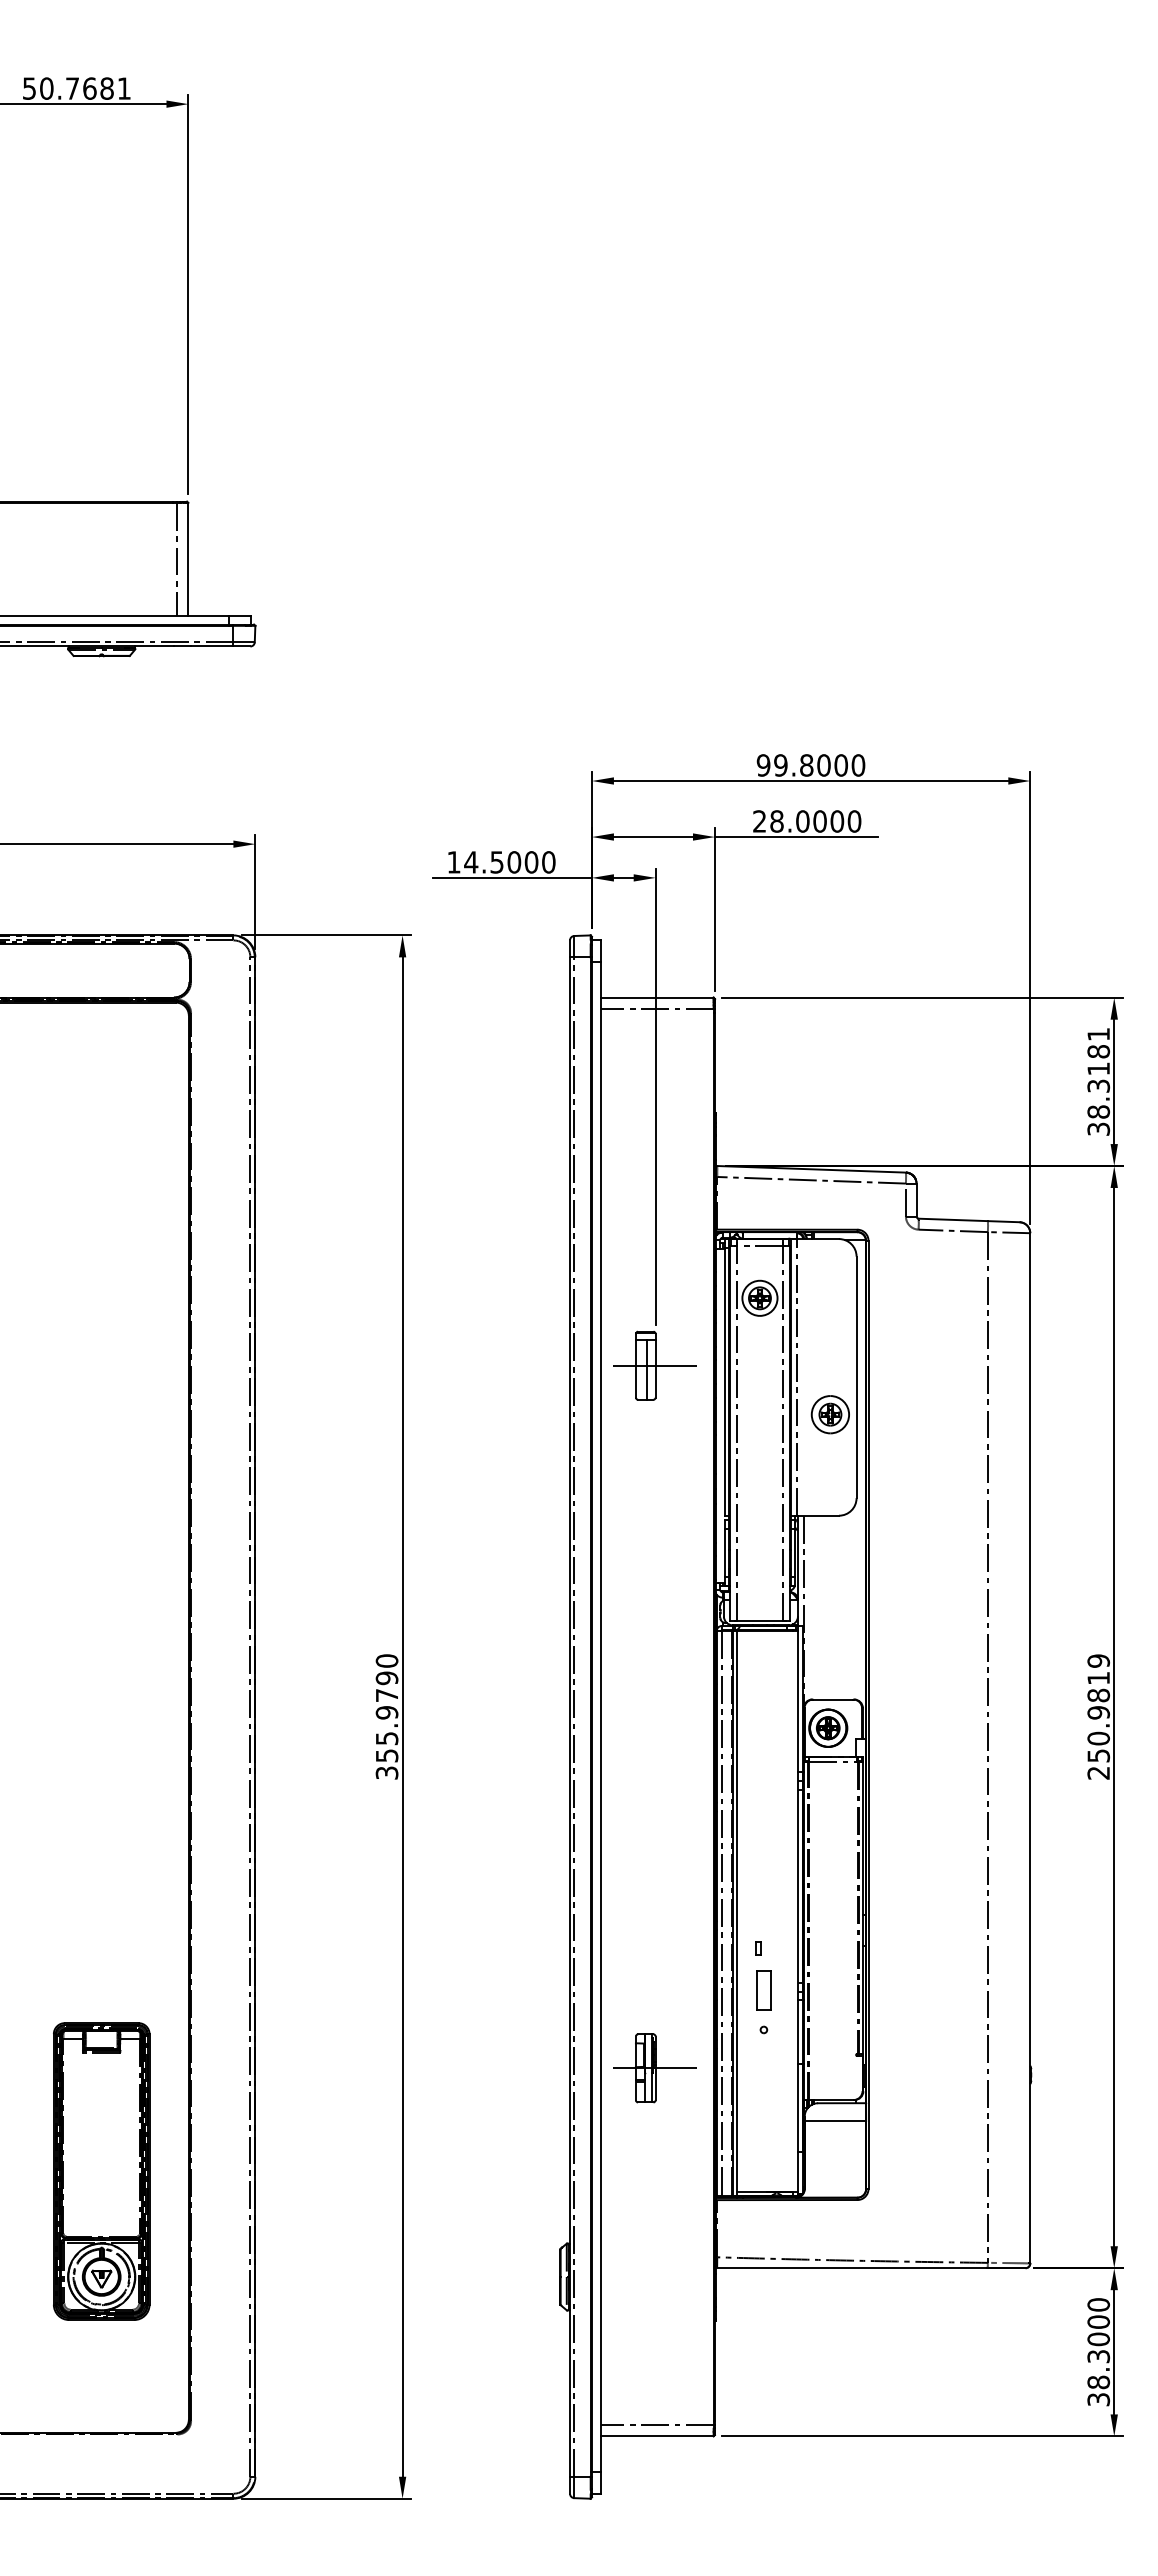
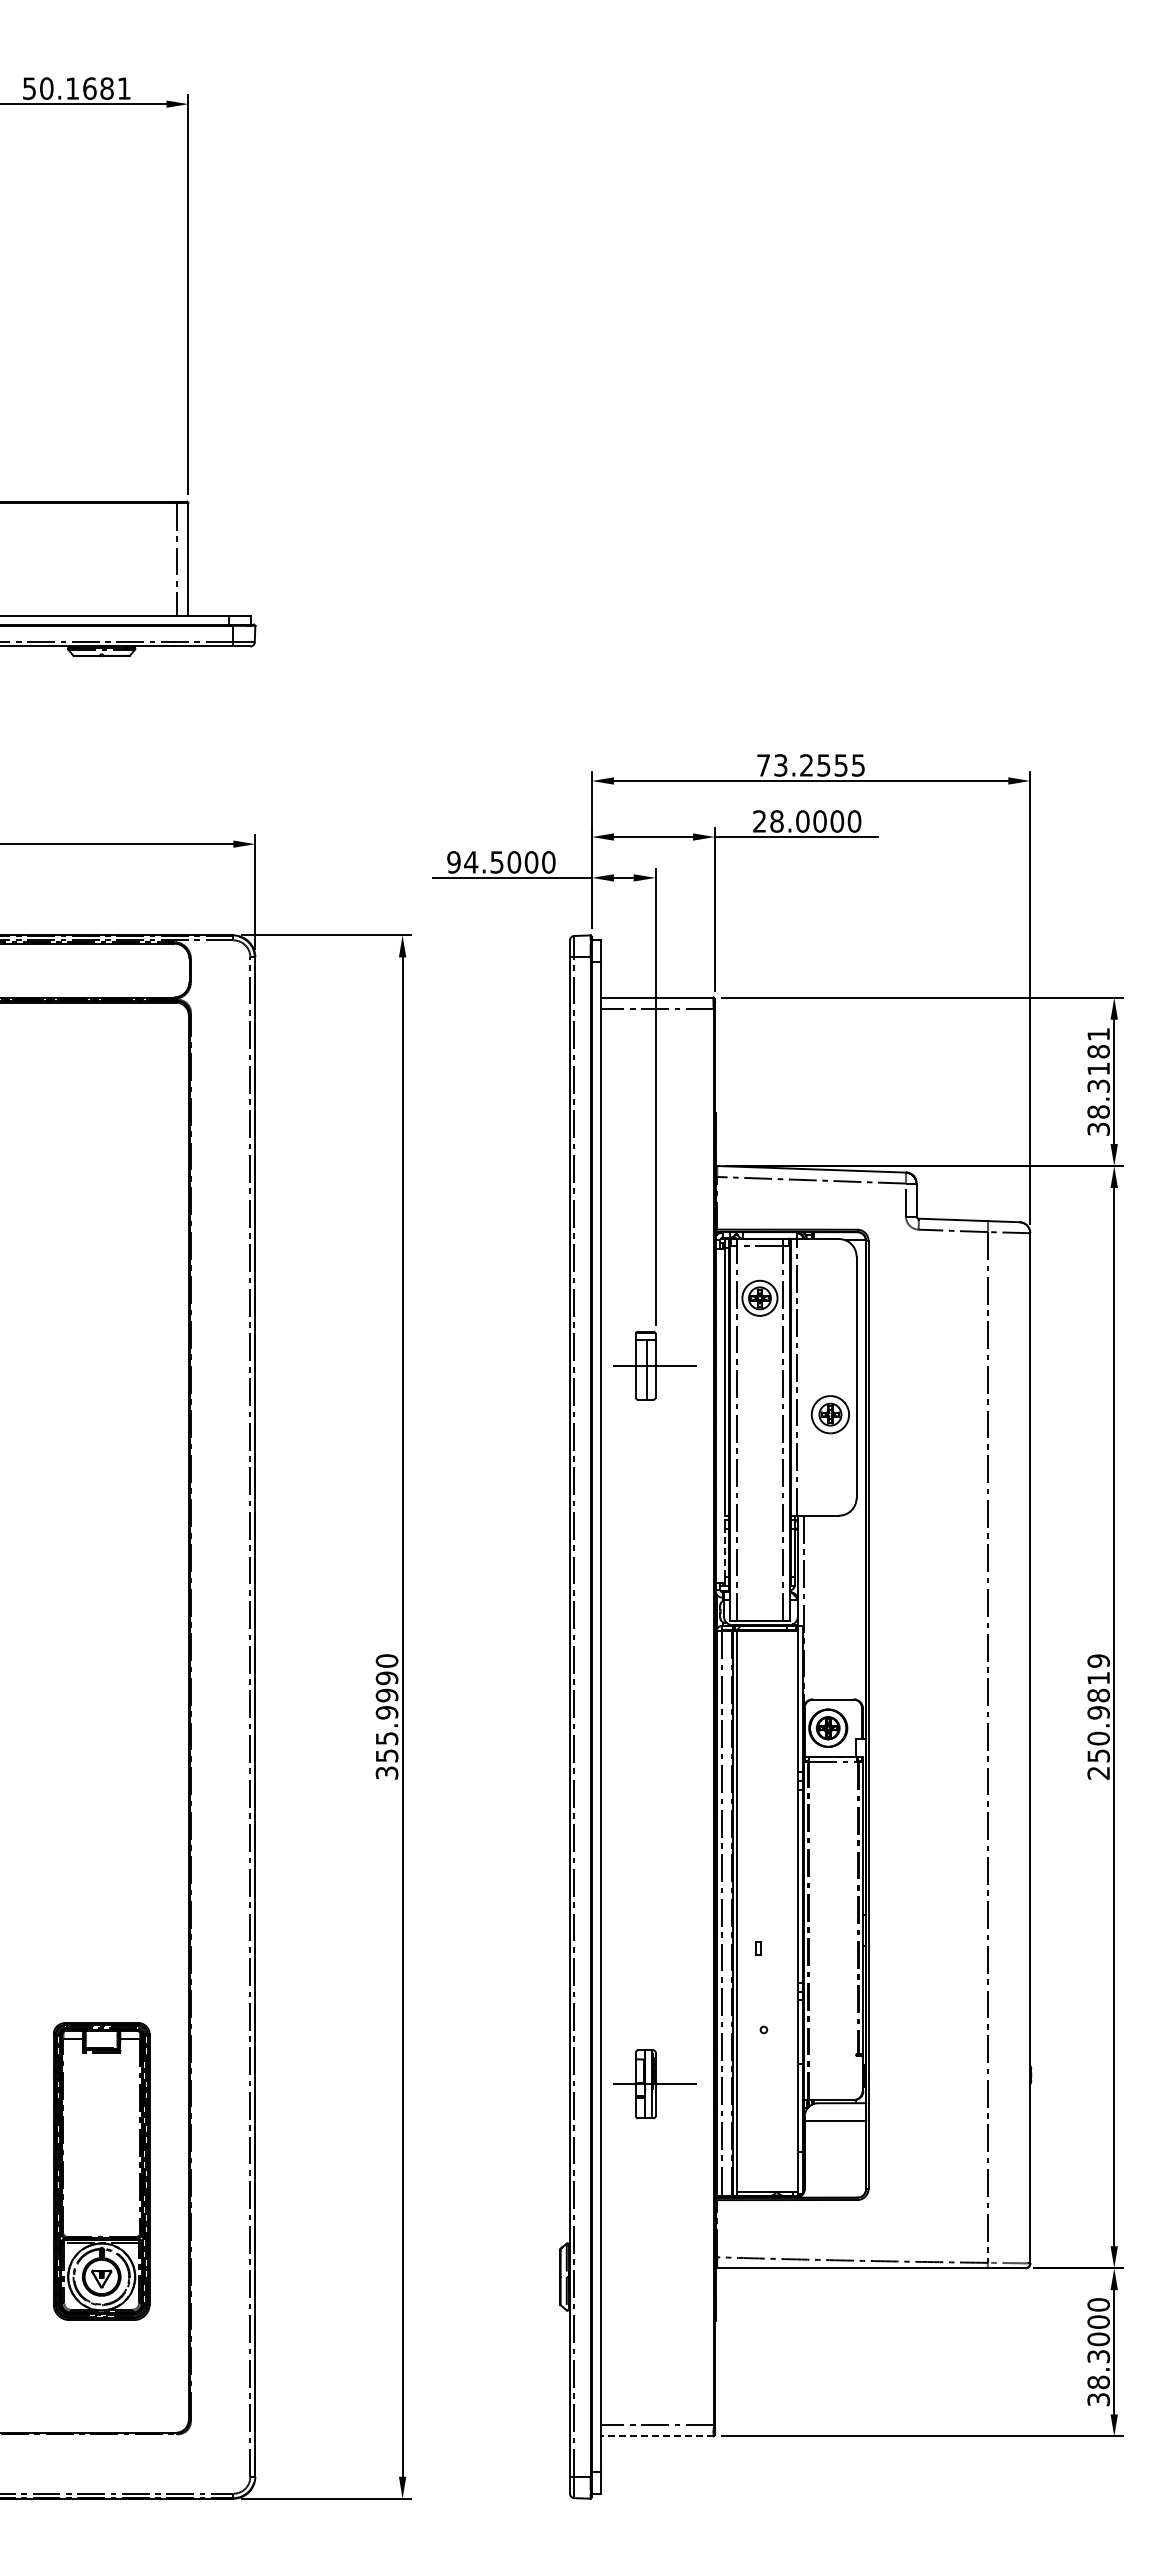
text: 50.7681 -> 50.1681 (72, 88)
text: 99.8000 -> 73.2555 (810, 765)
text: 14.5000 -> 94.5000 (453, 862)
line: solid -> dashed (724, 1552)
text: 355.9790 -> 355.9990 (386, 1695)
part: present -> none (763, 1990)
part position: (654, 2068) -> (654, 2084) (654, 2084)
line: solid -> dashed (656, 2436)
